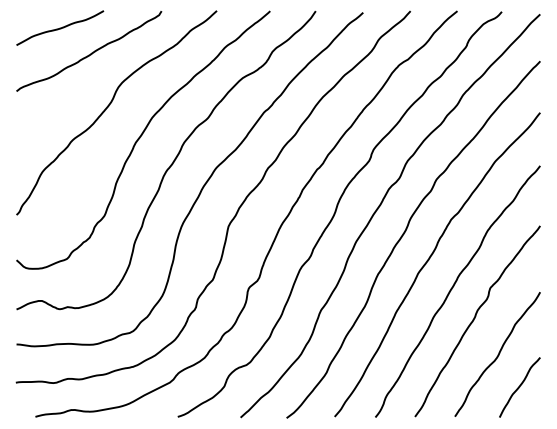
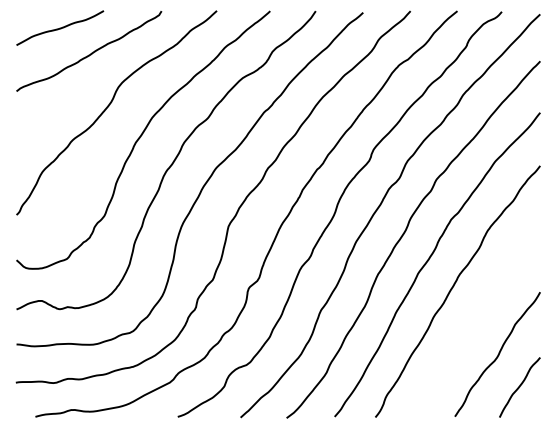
curve: present -> none (474, 320)
